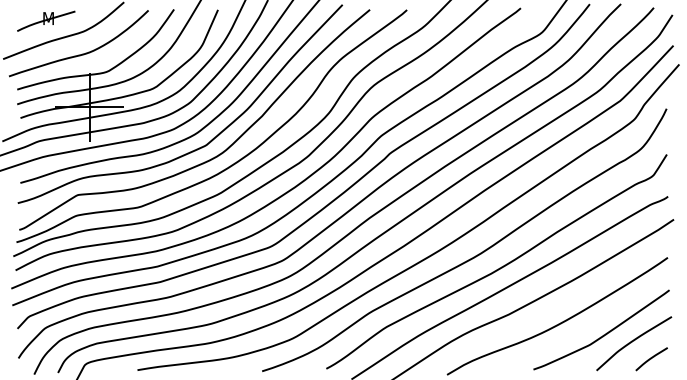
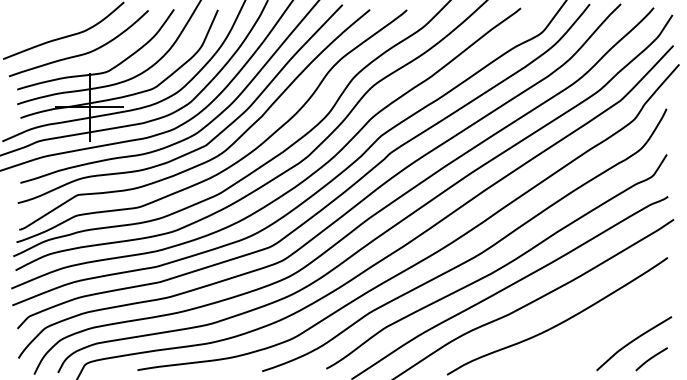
part: present -> none (46, 20)
curve: present -> none (603, 334)
